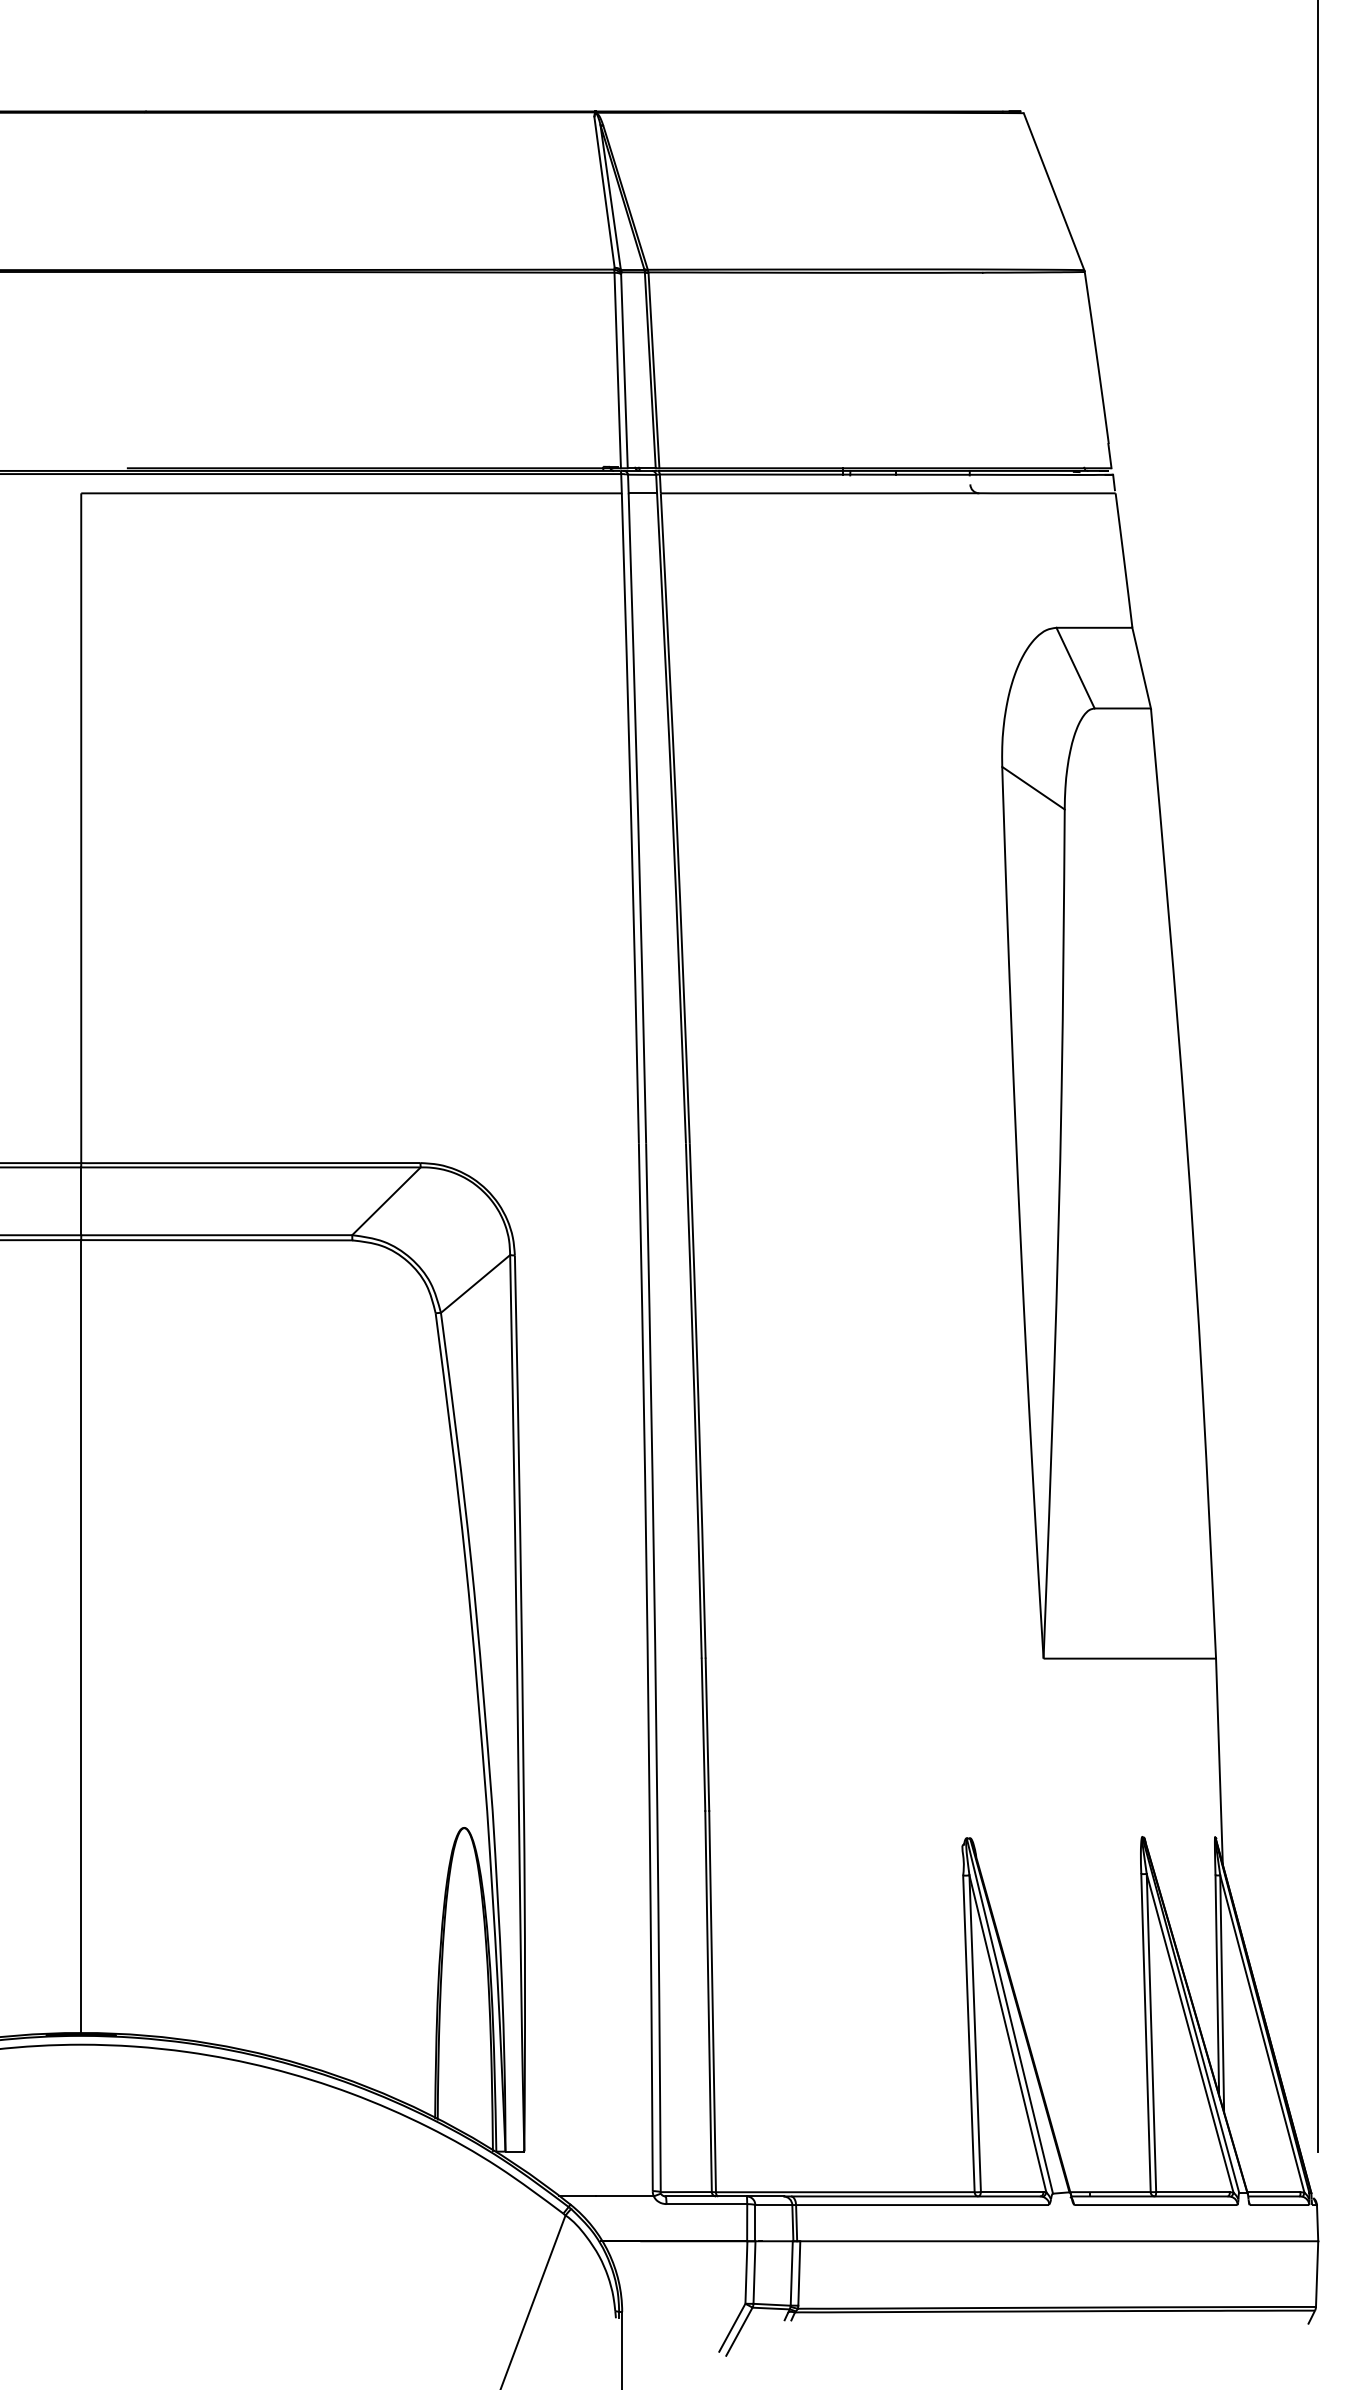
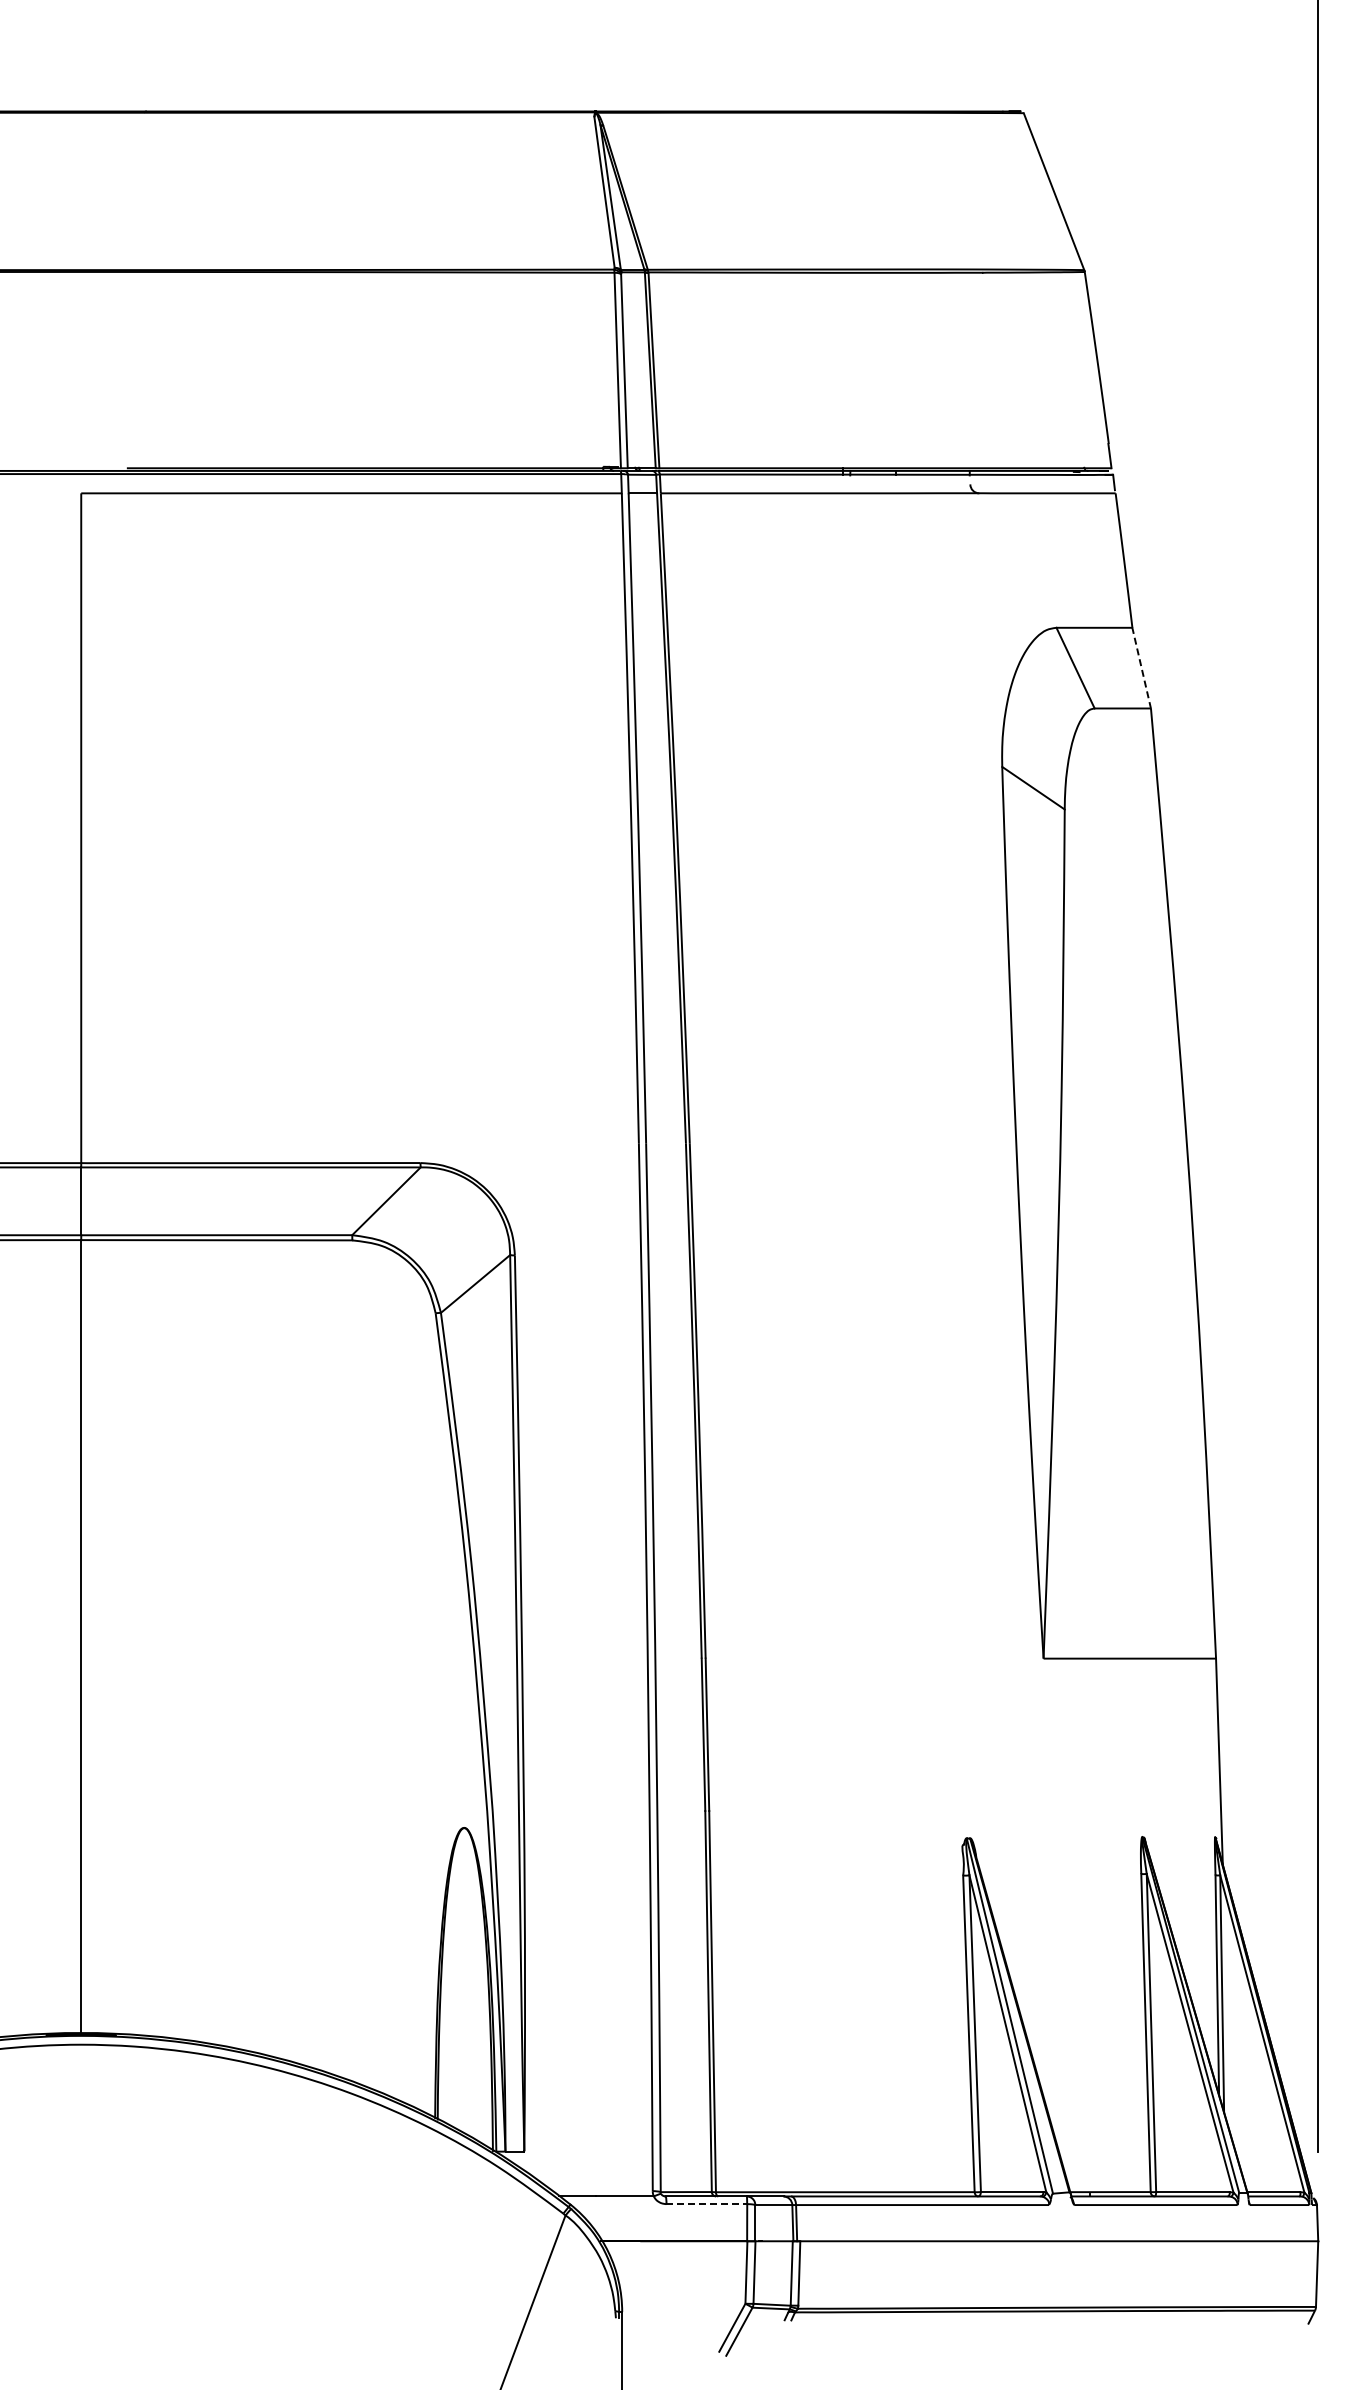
line: solid -> dashed (1141, 668)
line: solid -> dashed (707, 2204)
